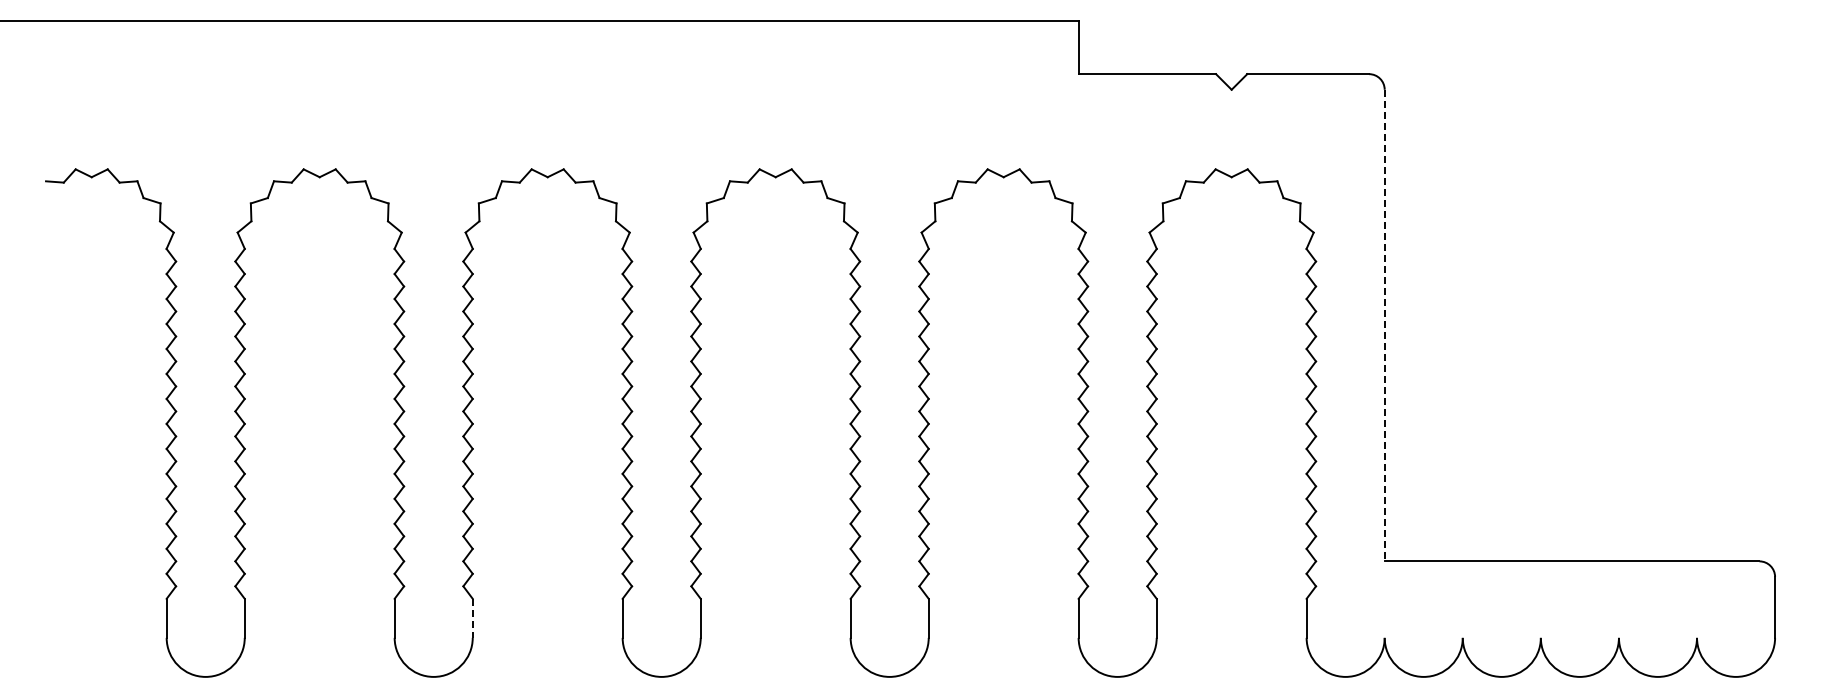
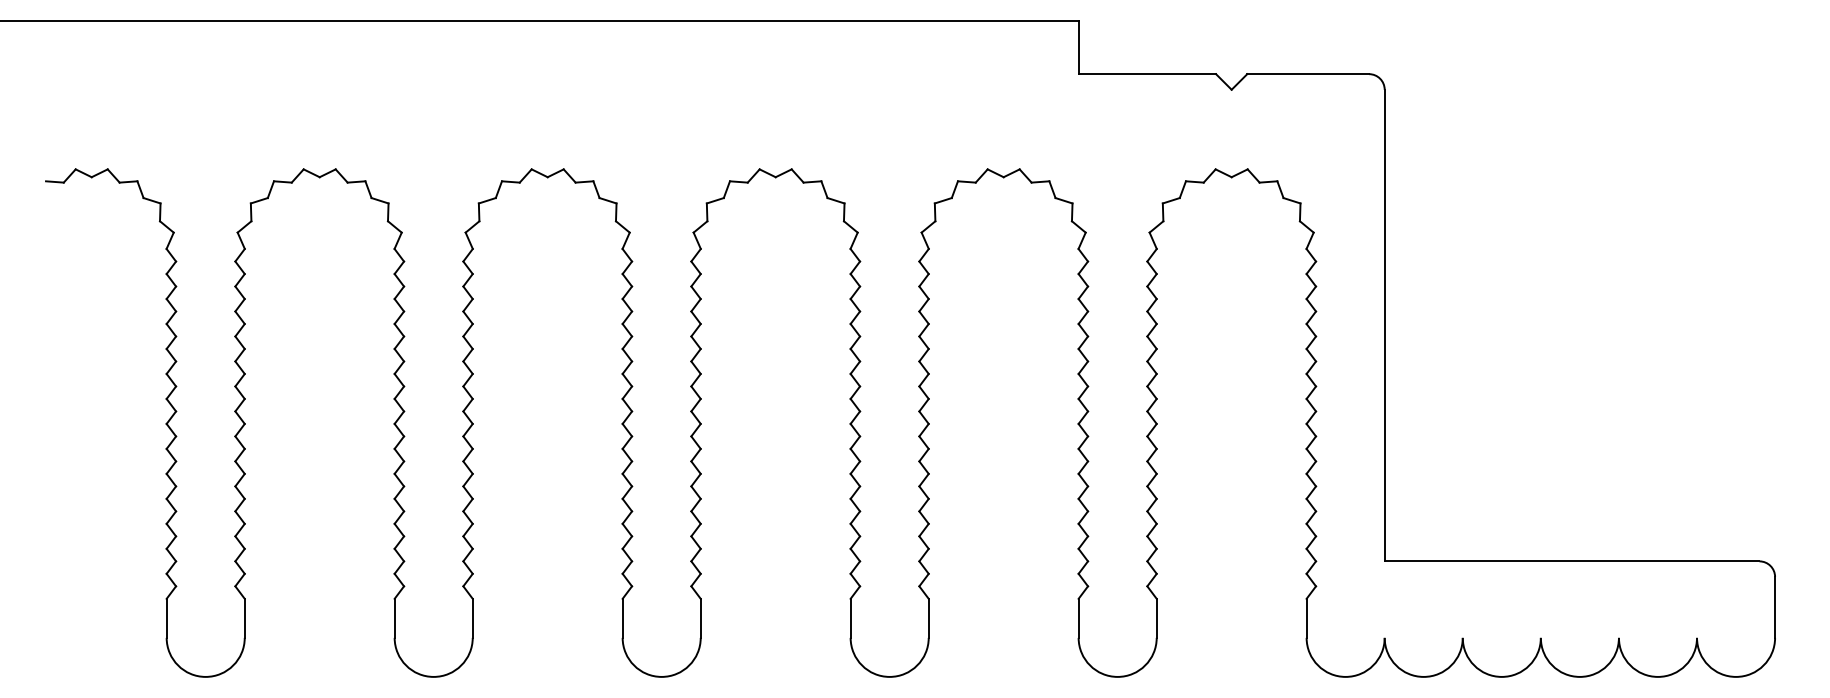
line: dashed -> solid (1384, 325)
line: dashed -> solid (472, 618)
